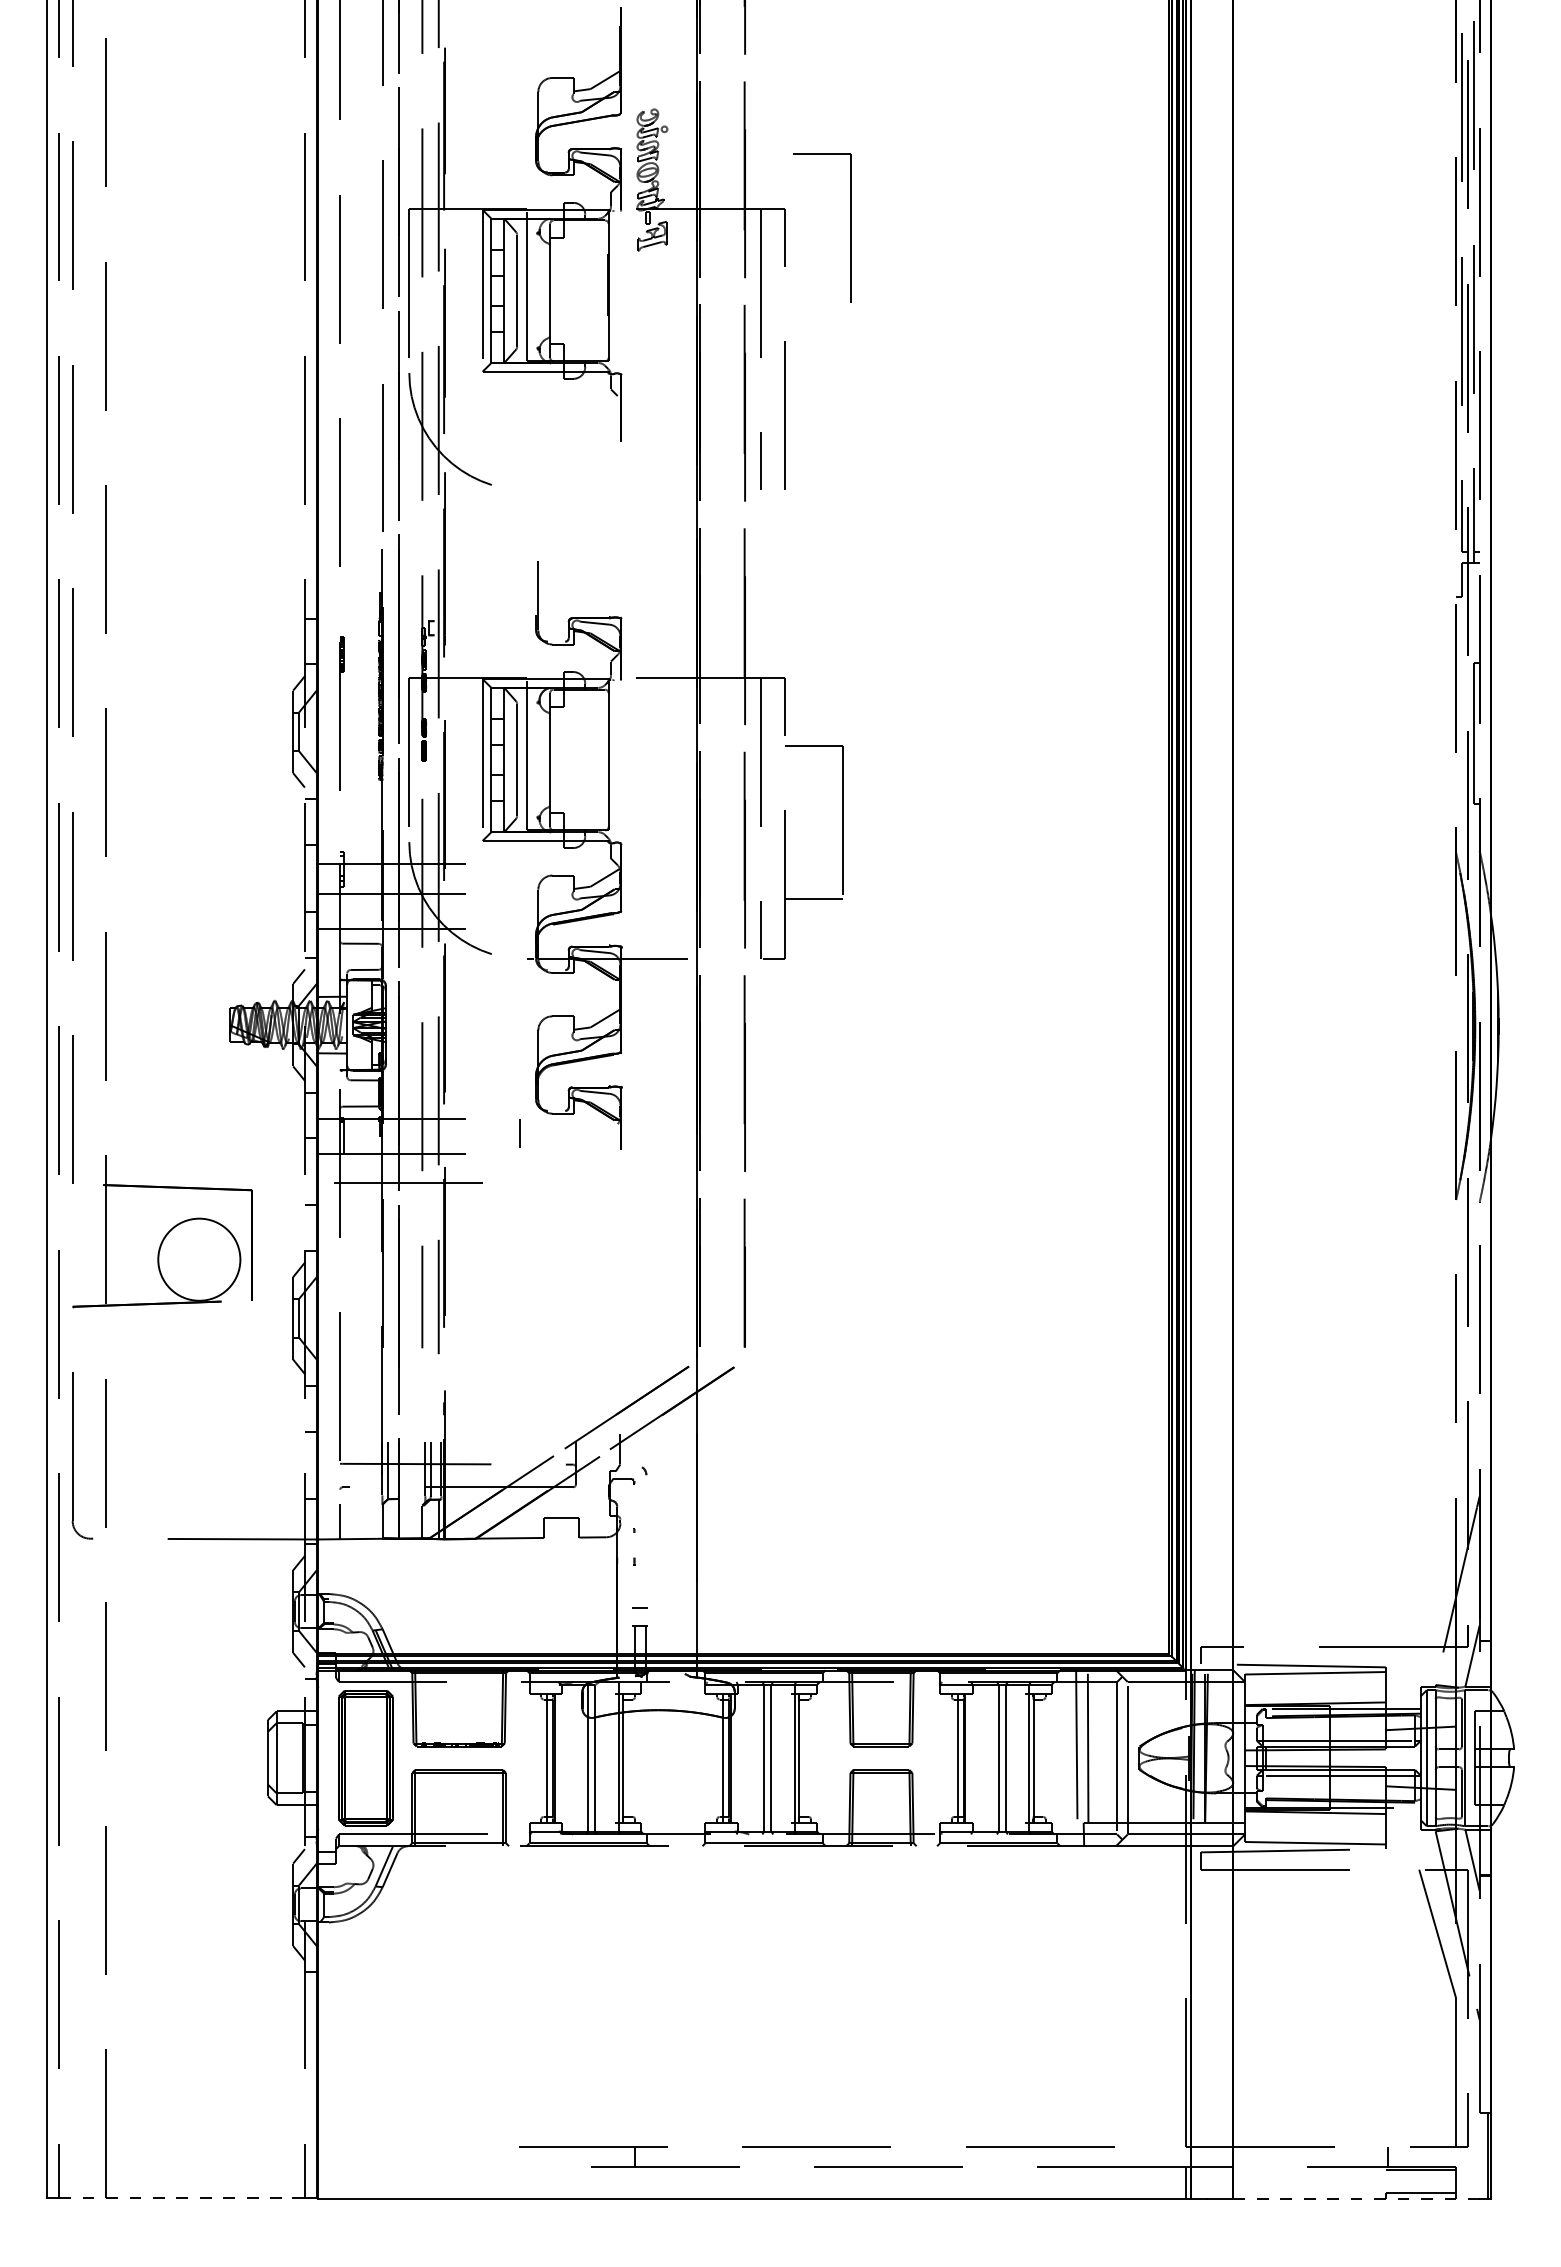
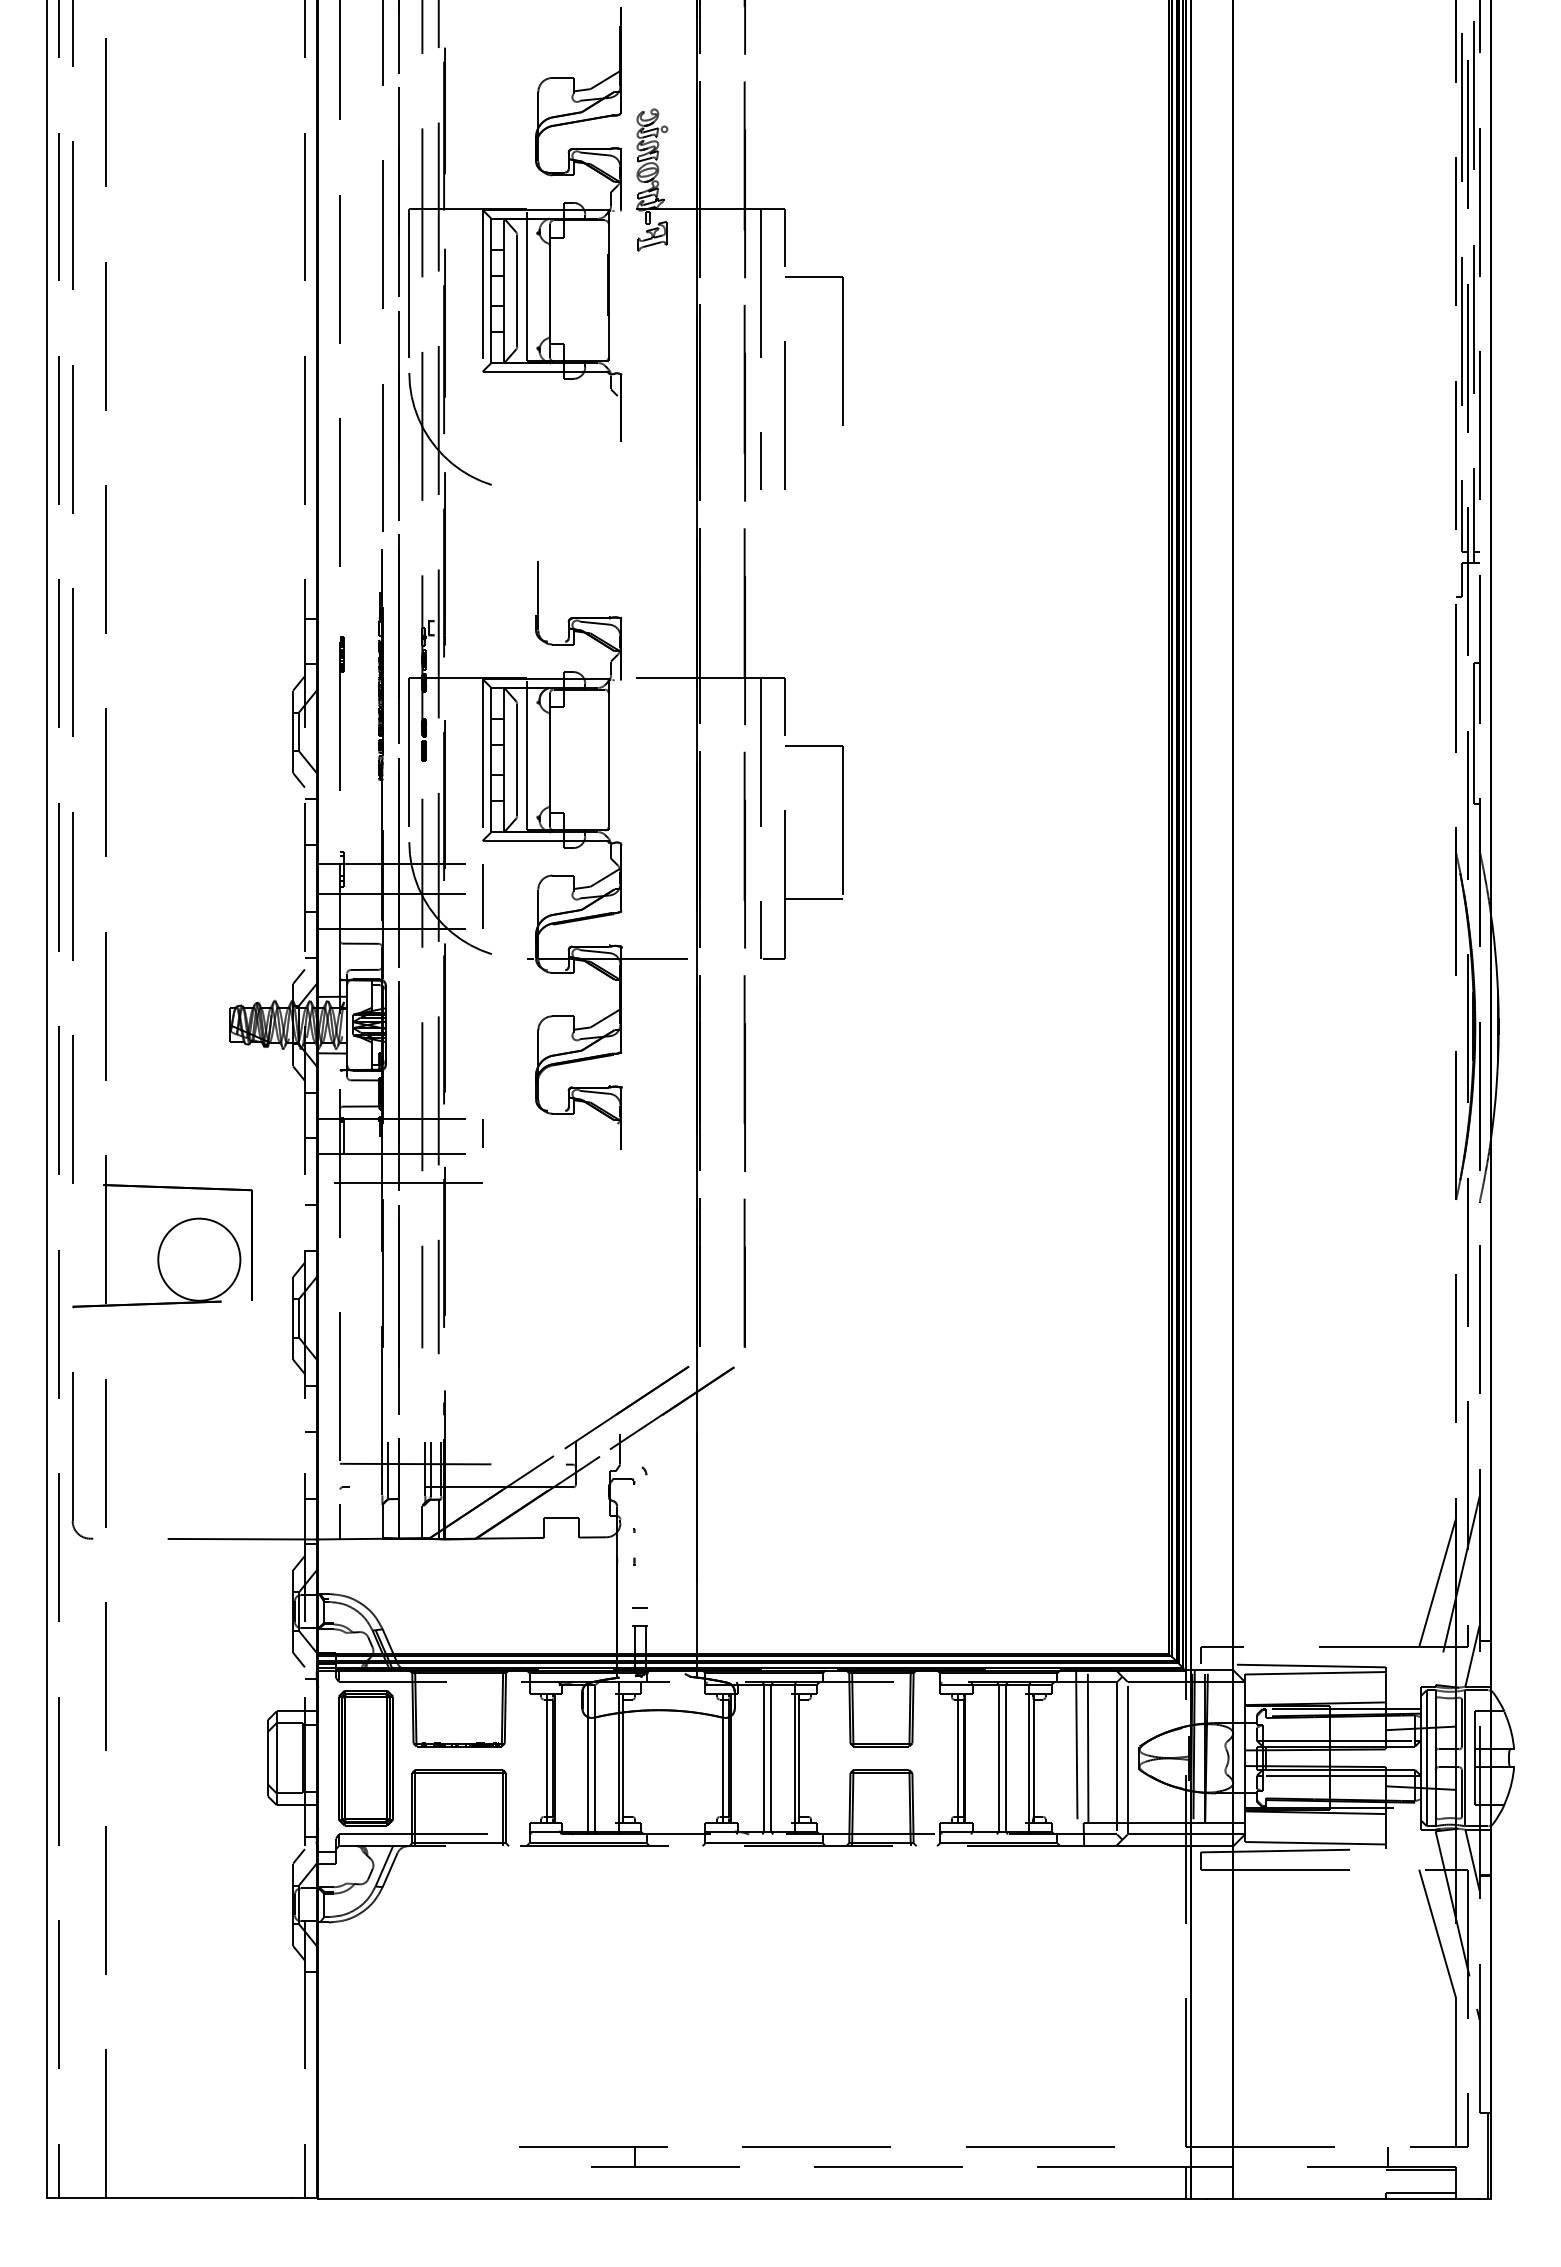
part position: (850, 227) -> (842, 350) (842, 350)
line: none -> present (482, 896)
line position: (519, 1133) -> (482, 1133) (482, 1133)
line: none -> present (1437, 1581)
line: dashed -> solid (176, 2198)
line: dashed -> solid (1356, 2198)
